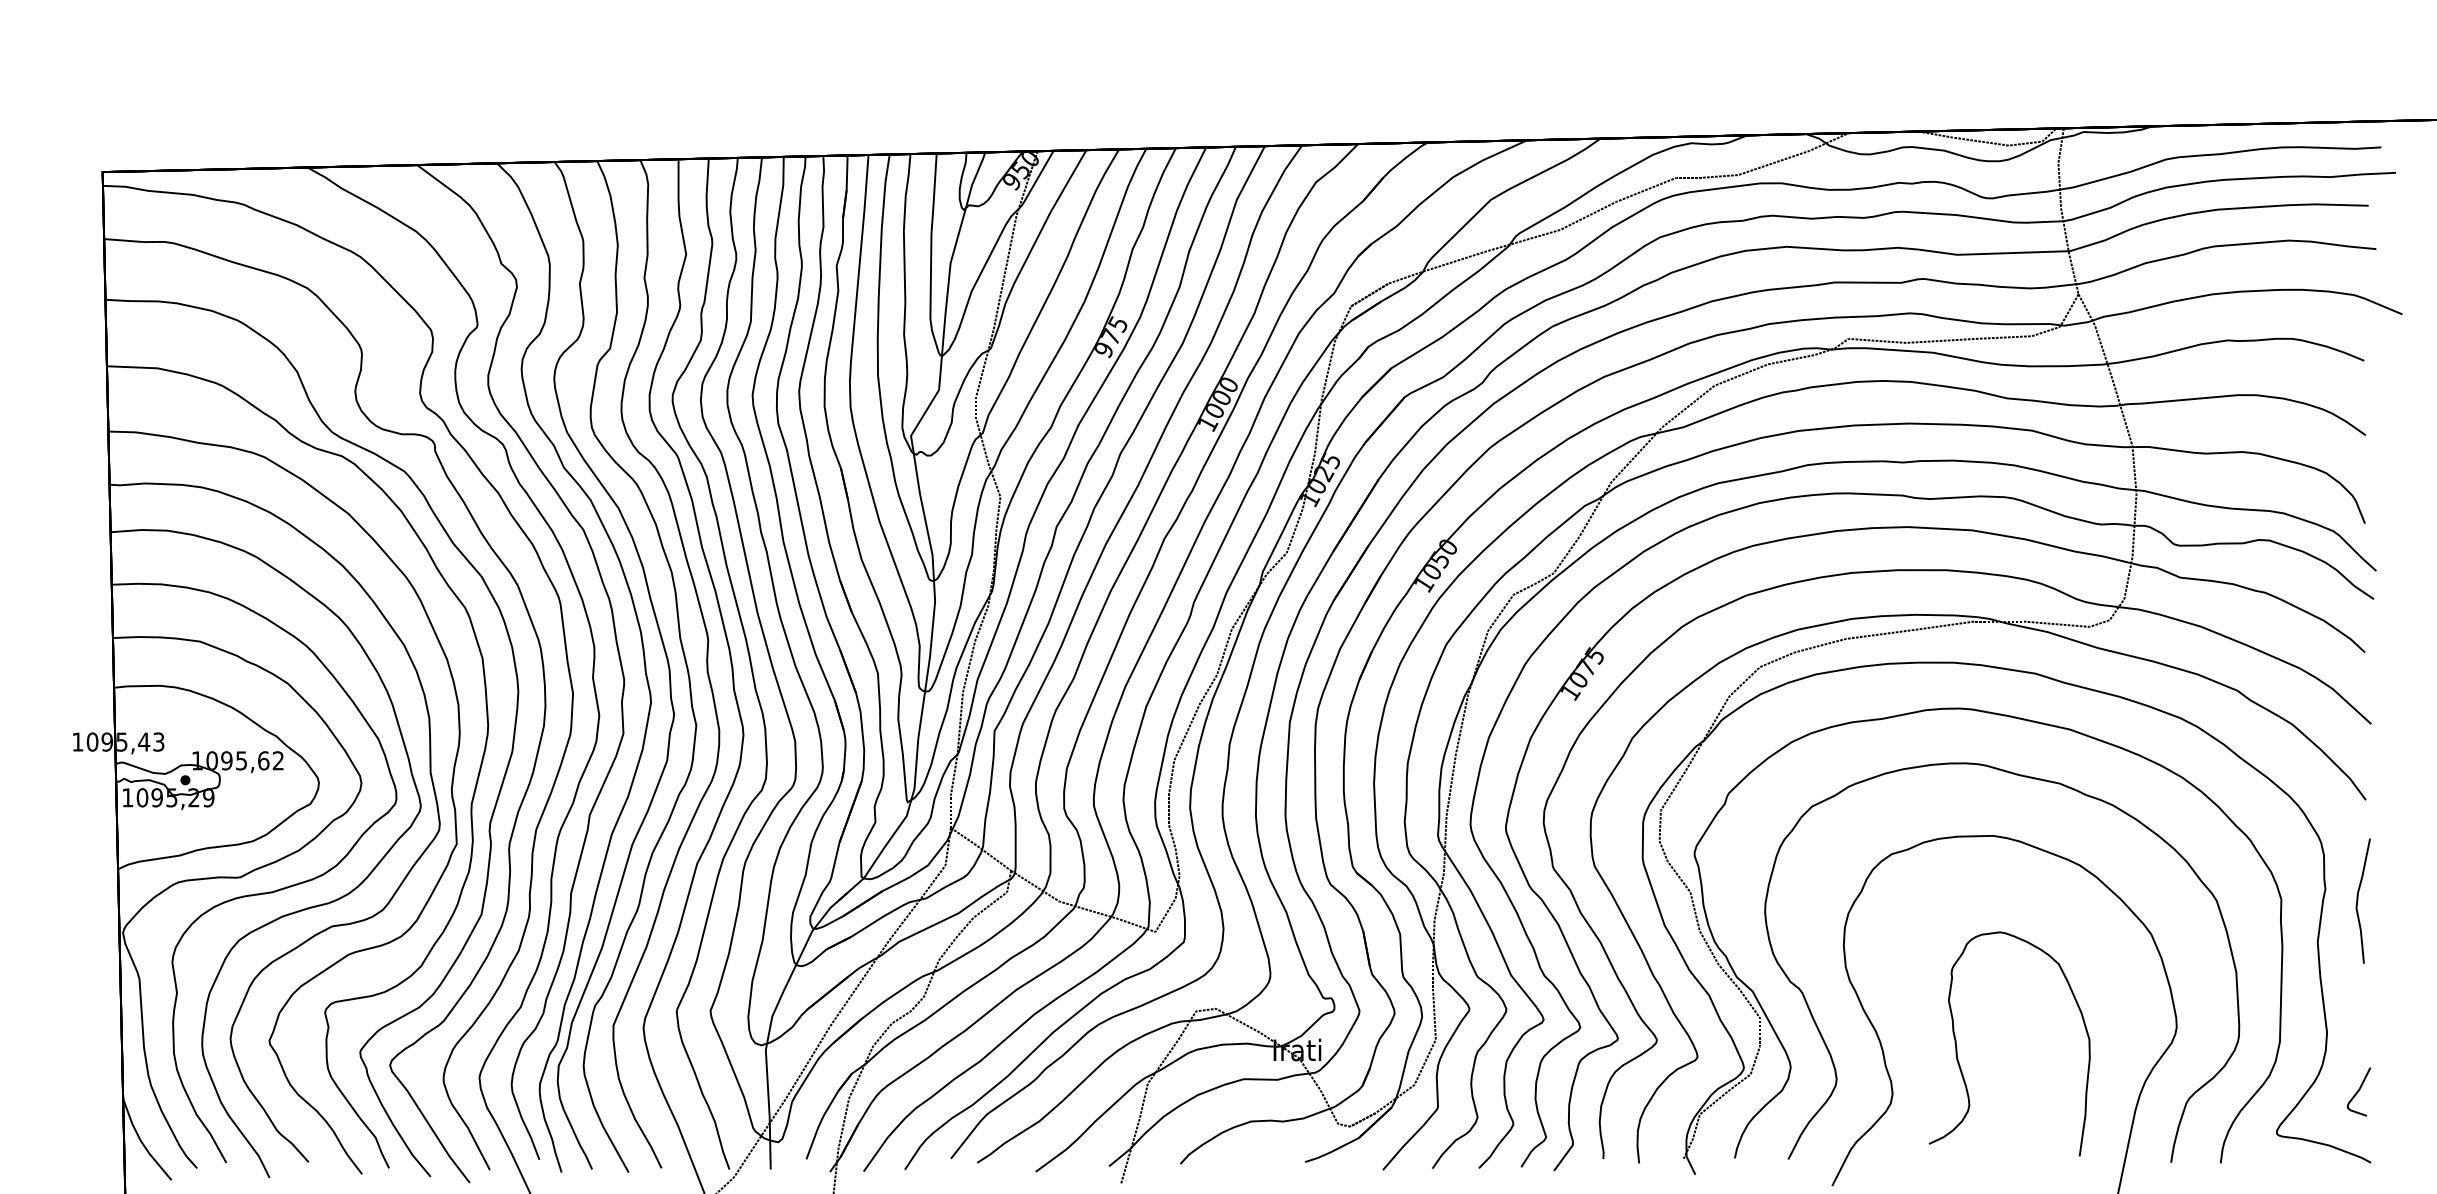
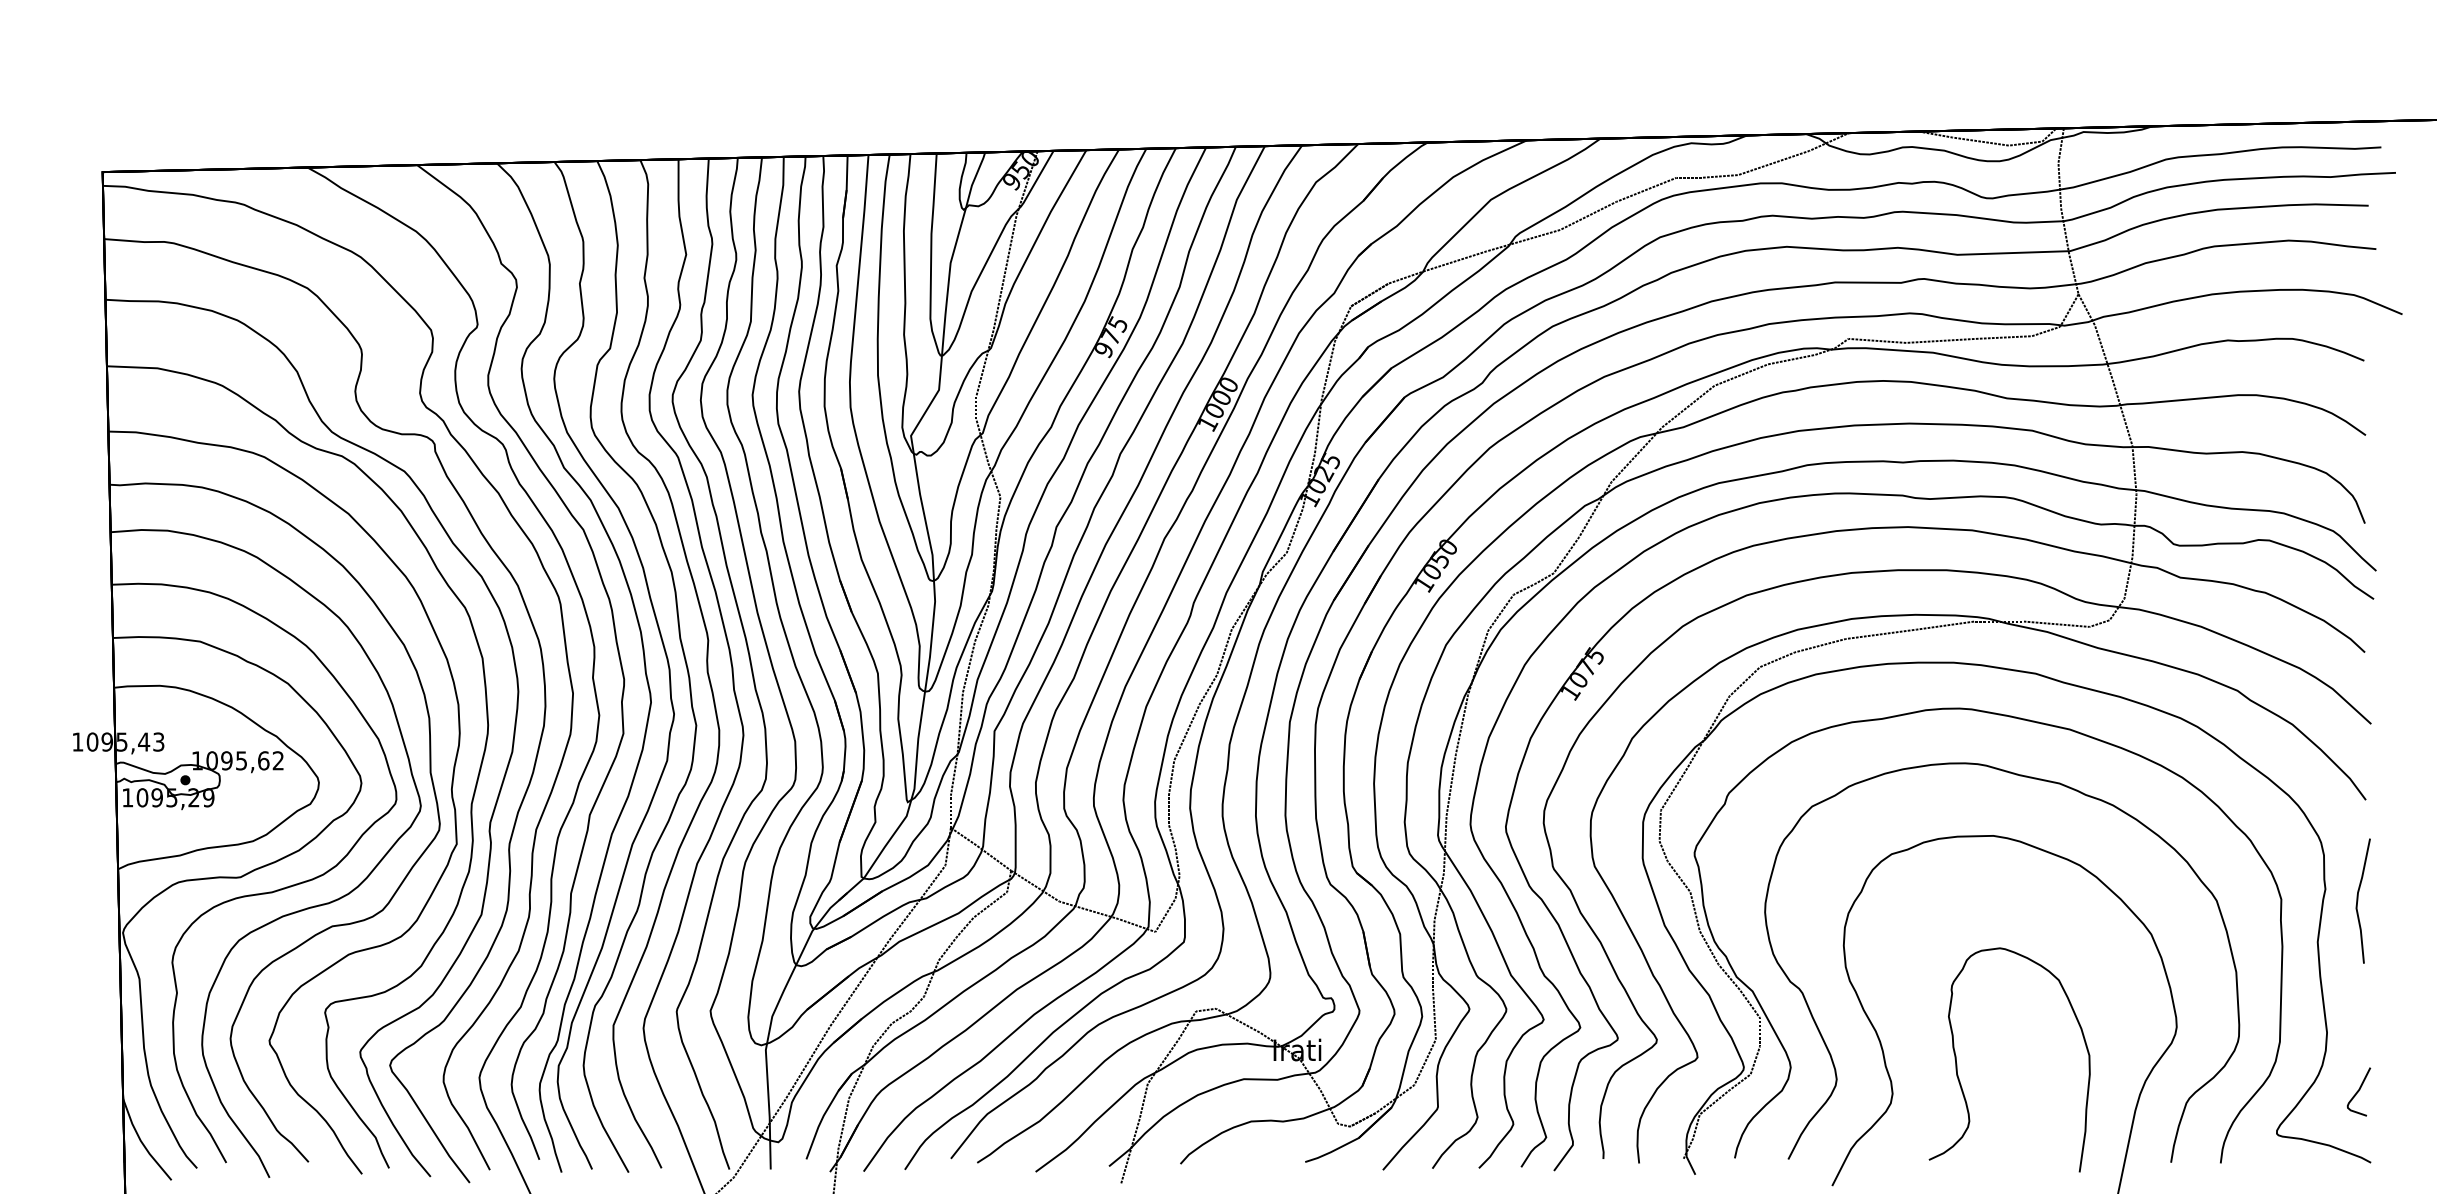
part position: (1957, 1047) -> (1957, 1063) (1957, 1063)
